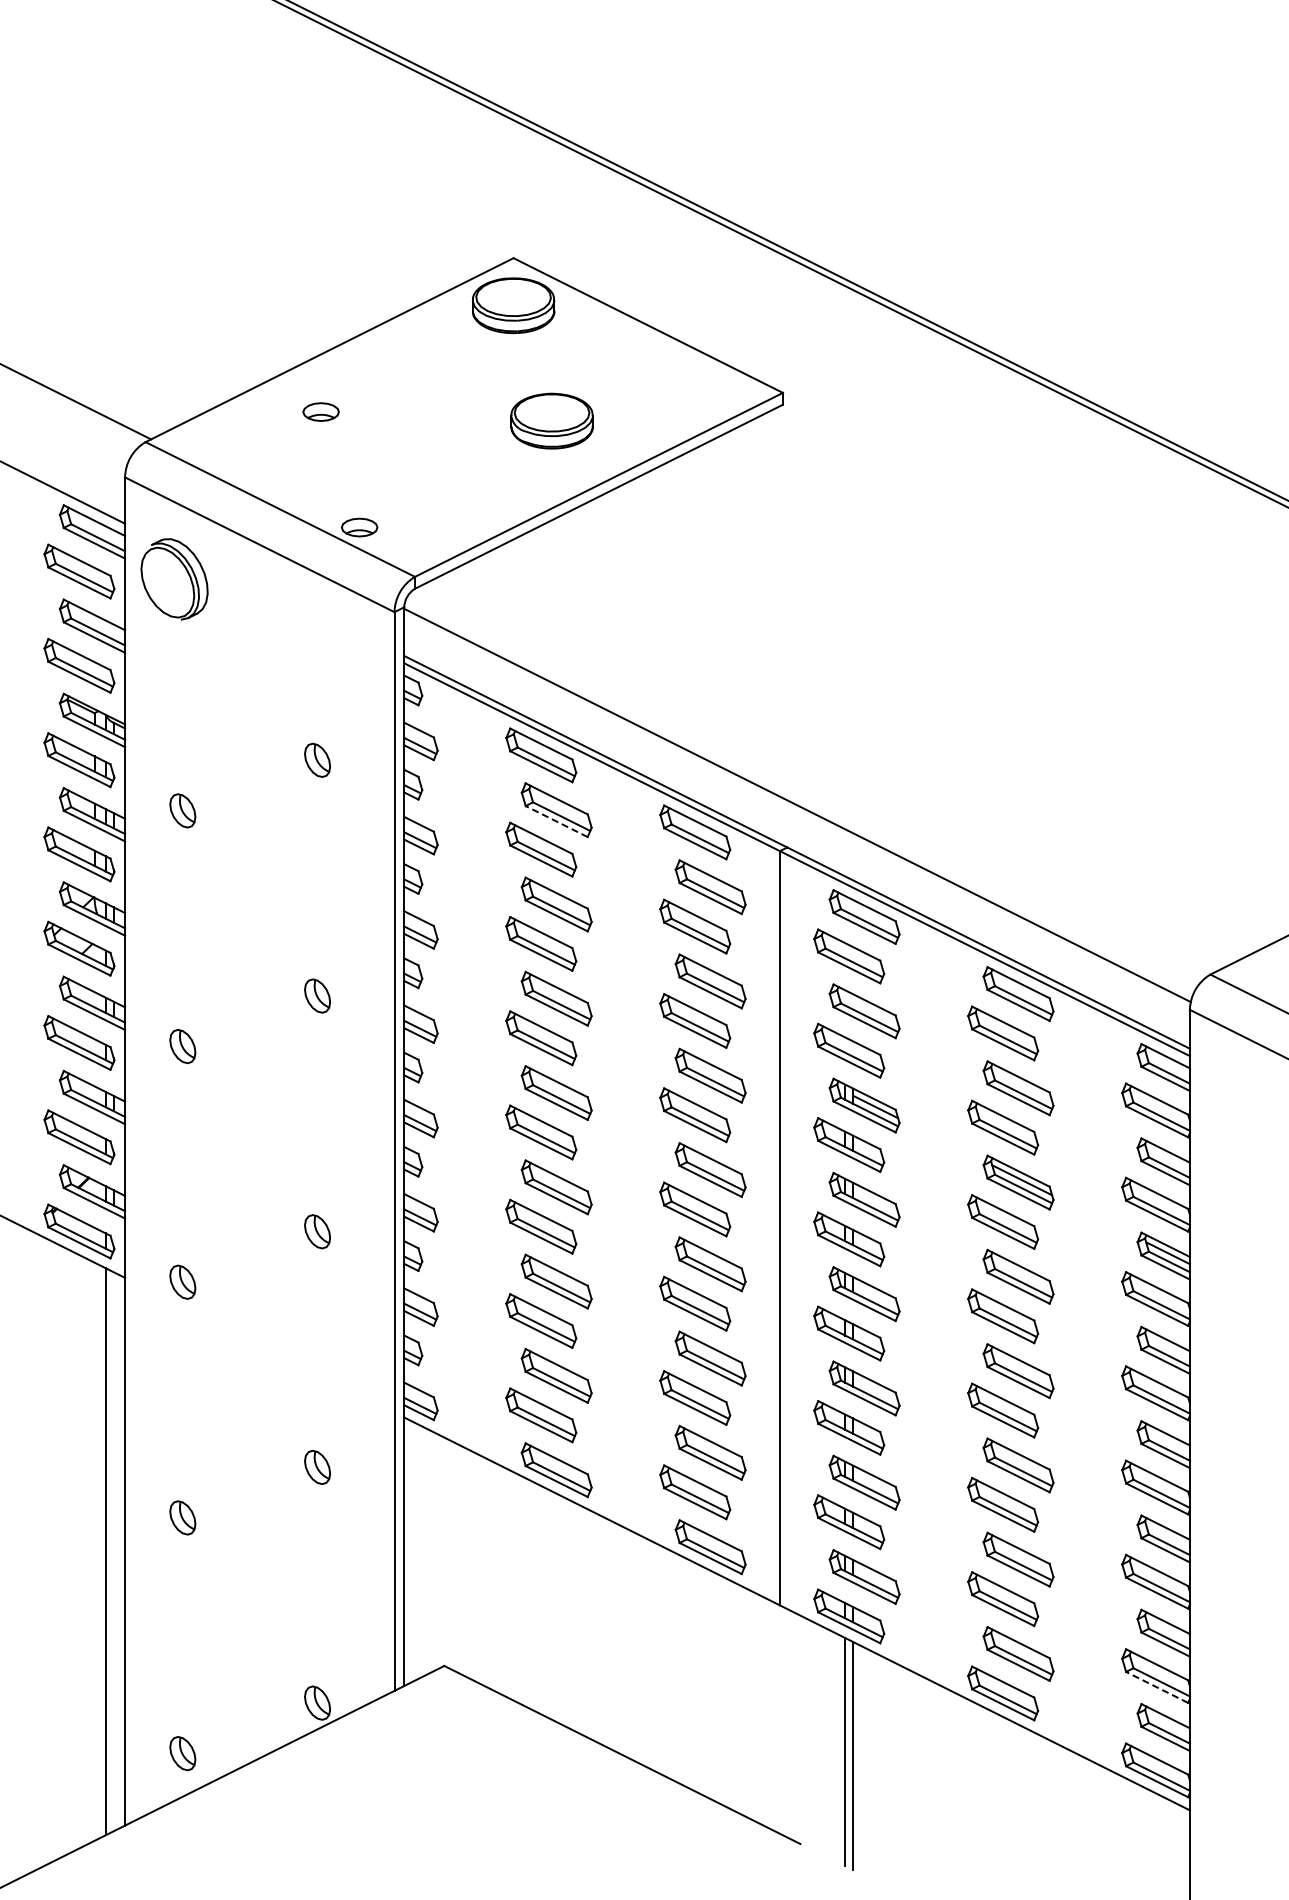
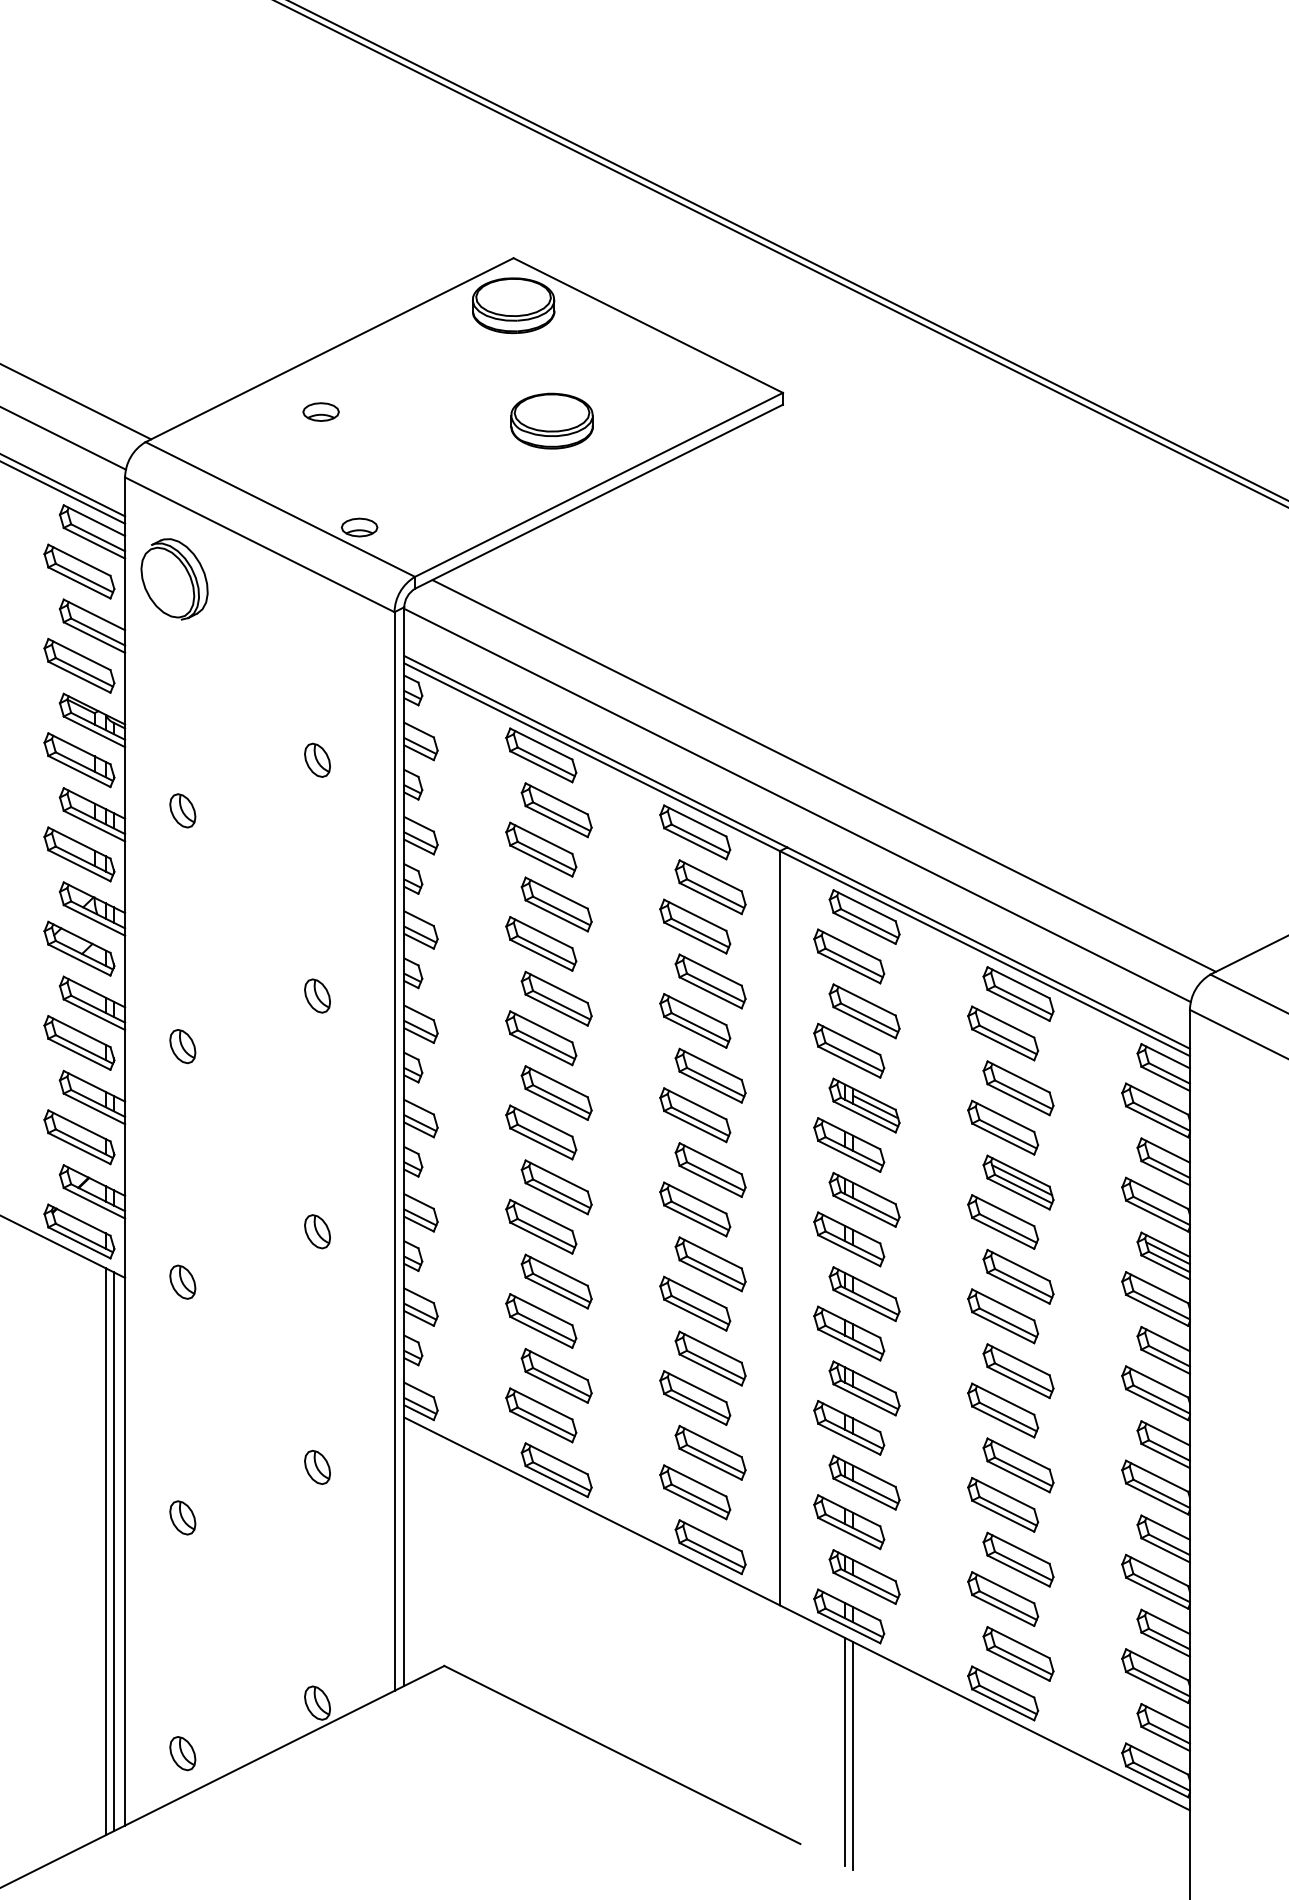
line: none -> present (64, 438)
line: none -> present (63, 485)
line: none -> present (823, 775)
line: dashed -> solid (556, 821)
line: none -> present (113, 1551)
line: dashed -> solid (1157, 1687)
